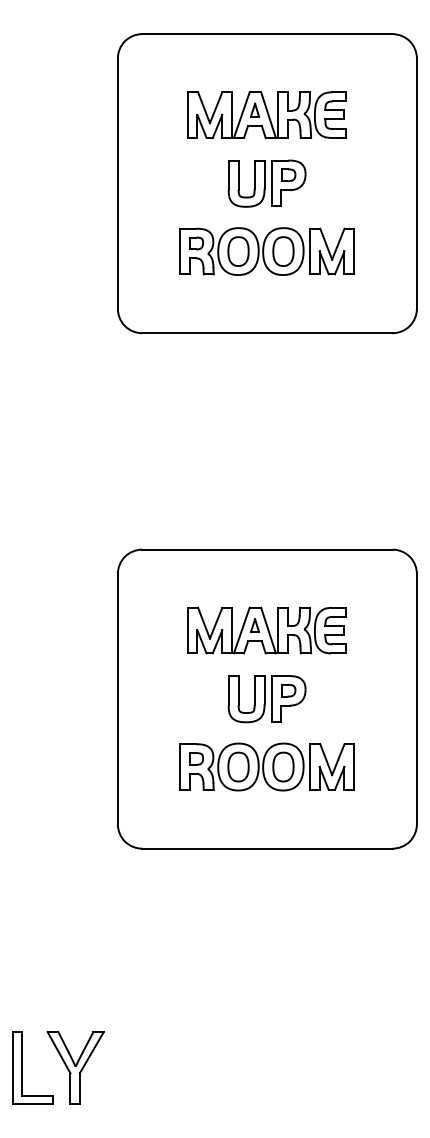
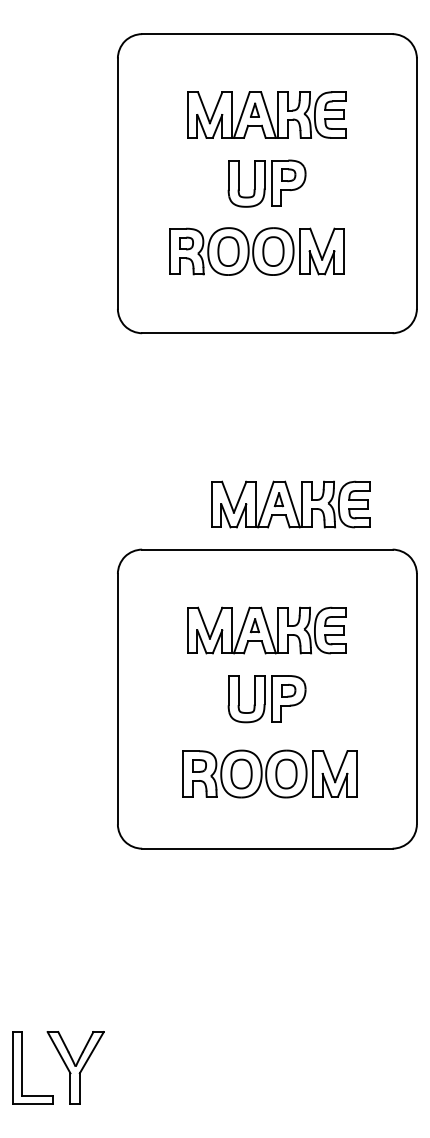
part position: (266, 251) -> (256, 251) (256, 251)
part: none -> present (290, 504)
part position: (266, 766) -> (269, 773) (269, 773)
